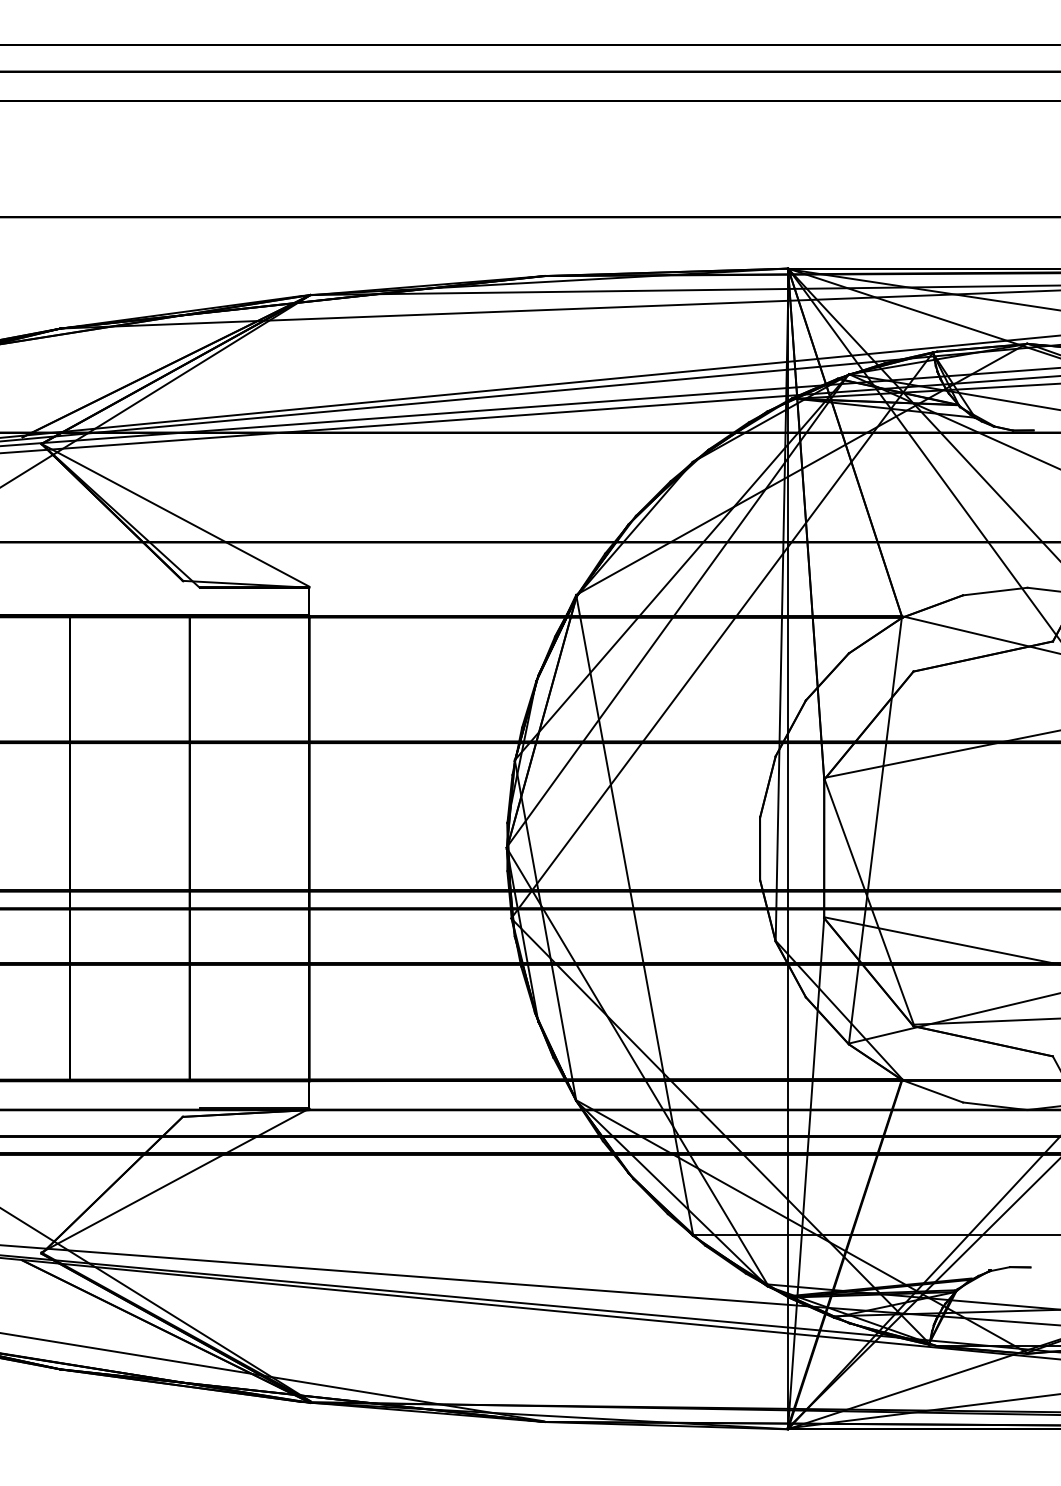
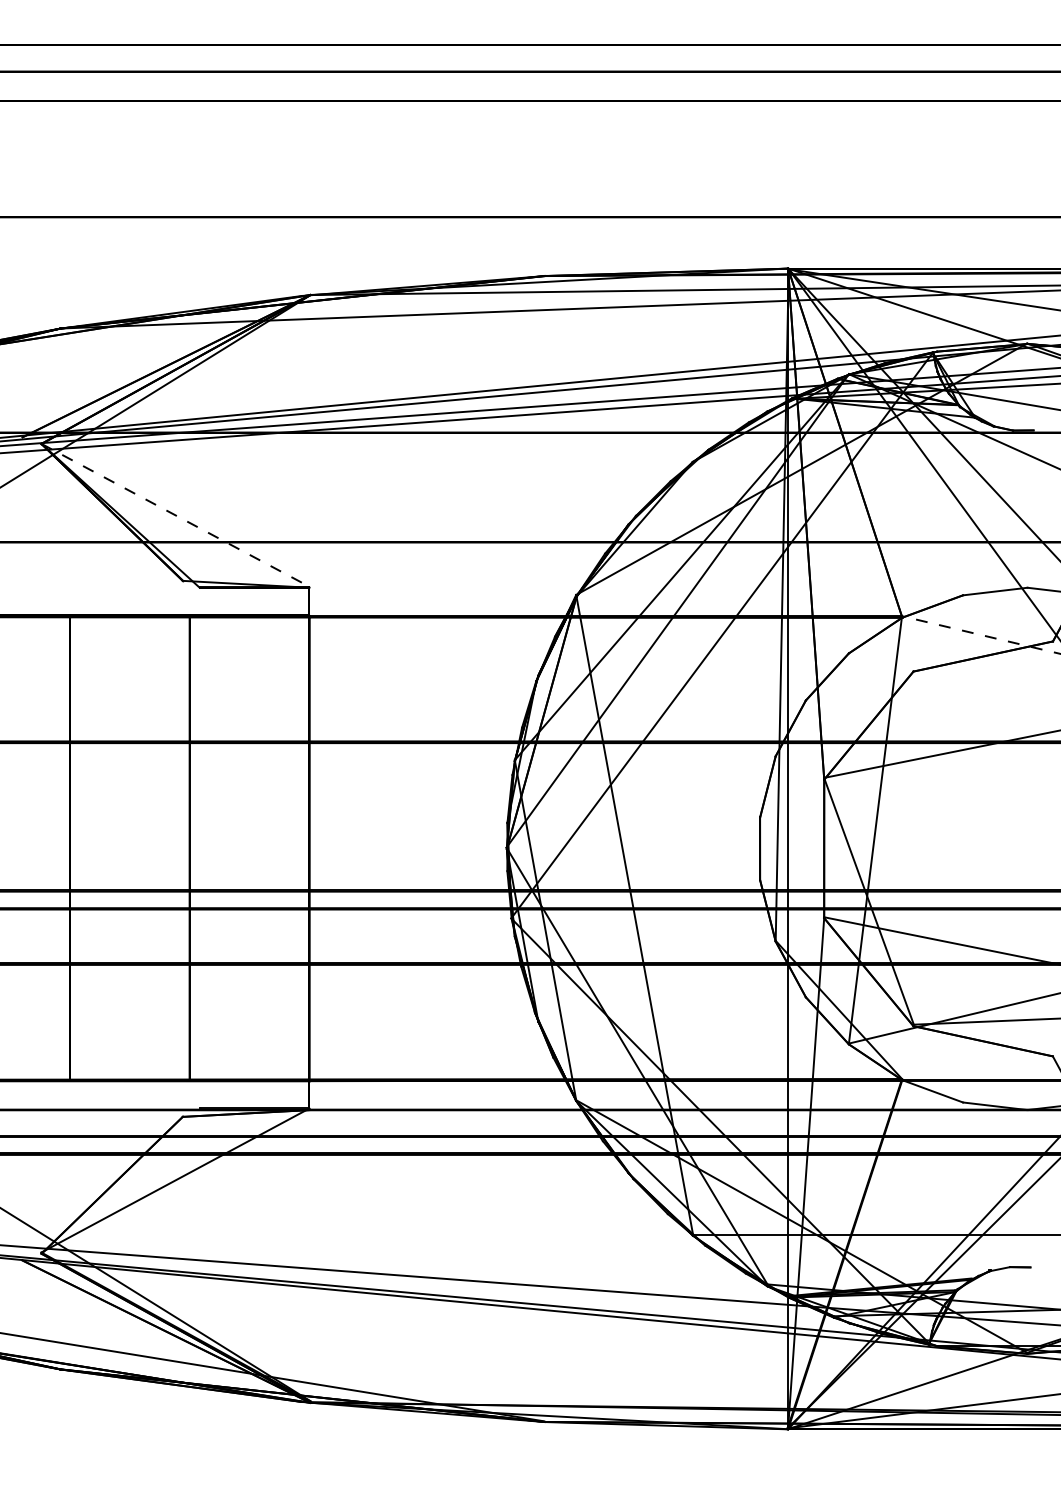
line: solid -> dashed (175, 515)
line: solid -> dashed (980, 634)
